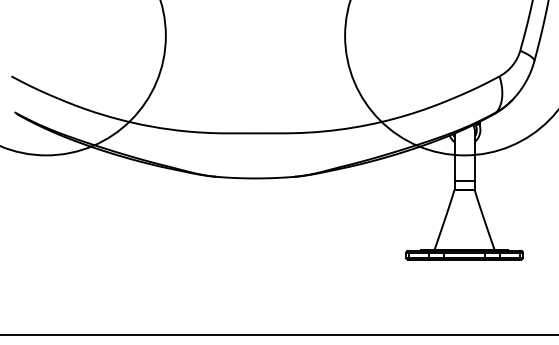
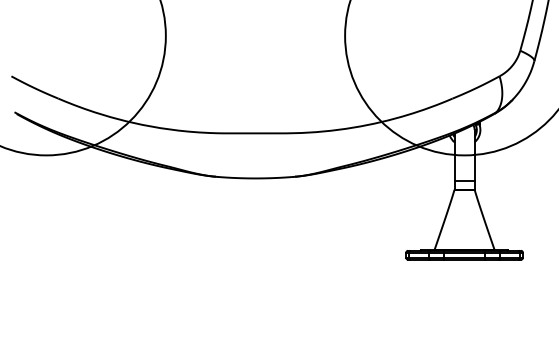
line: present -> none (278, 334)
